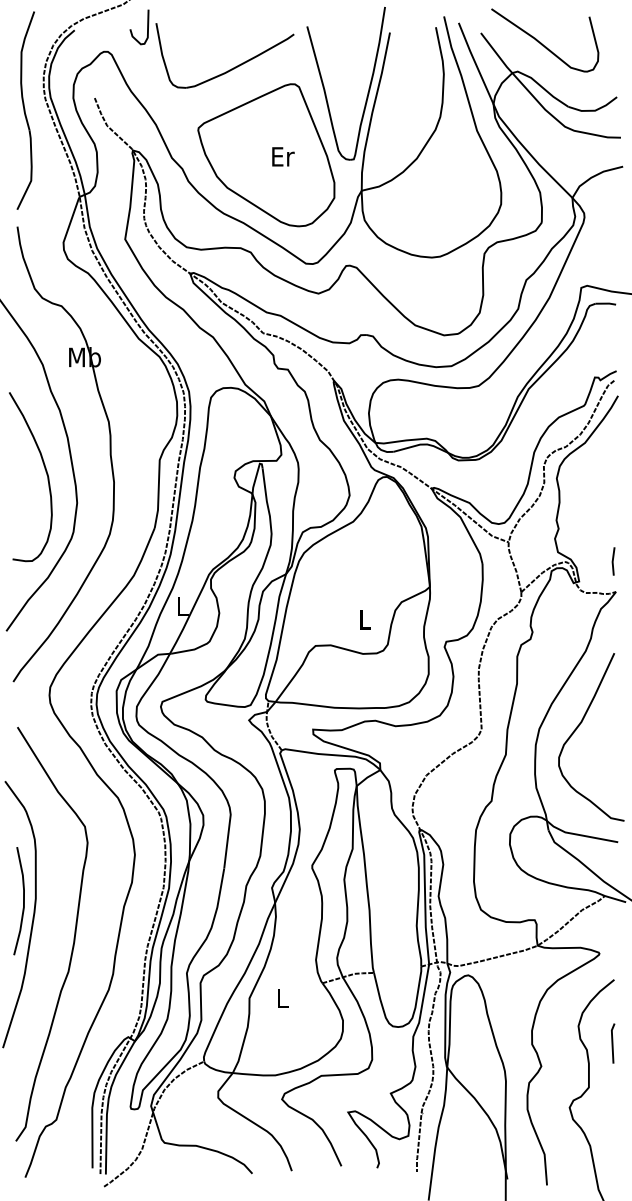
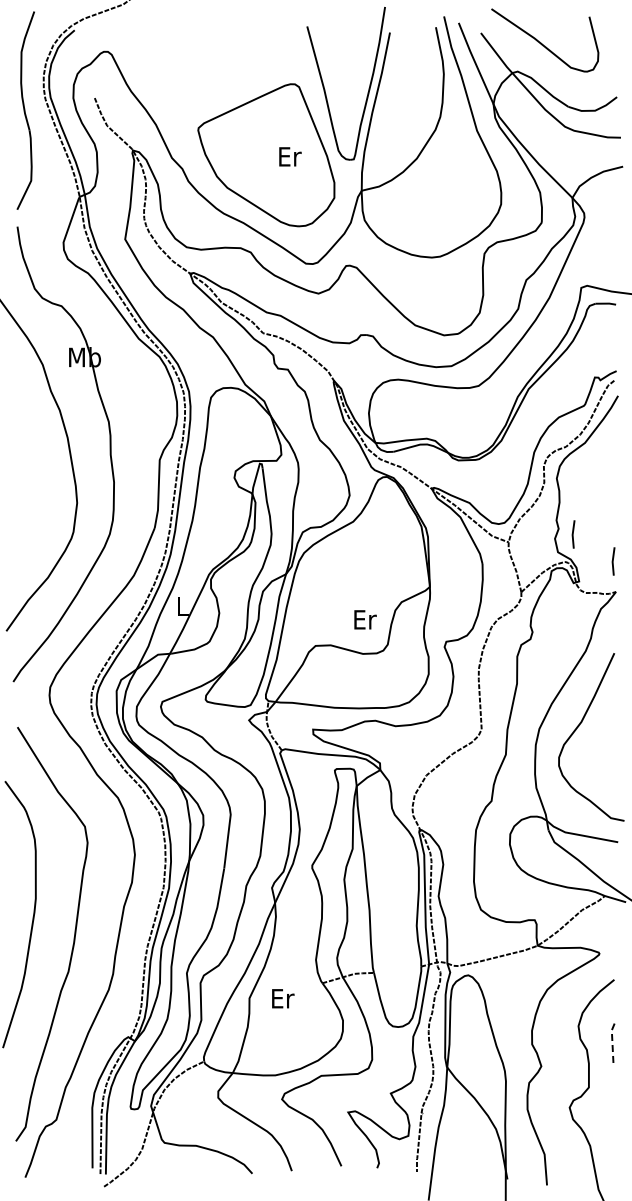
part: present -> none (223, 72)
text position: (283, 156) -> (290, 156) (290, 156)
curve: present -> none (45, 472)
line: none -> present (573, 534)
text: L -> Er (365, 619)
curve: present -> none (23, 901)
text: L -> Er (283, 998)
line: solid -> dashed (612, 1043)
